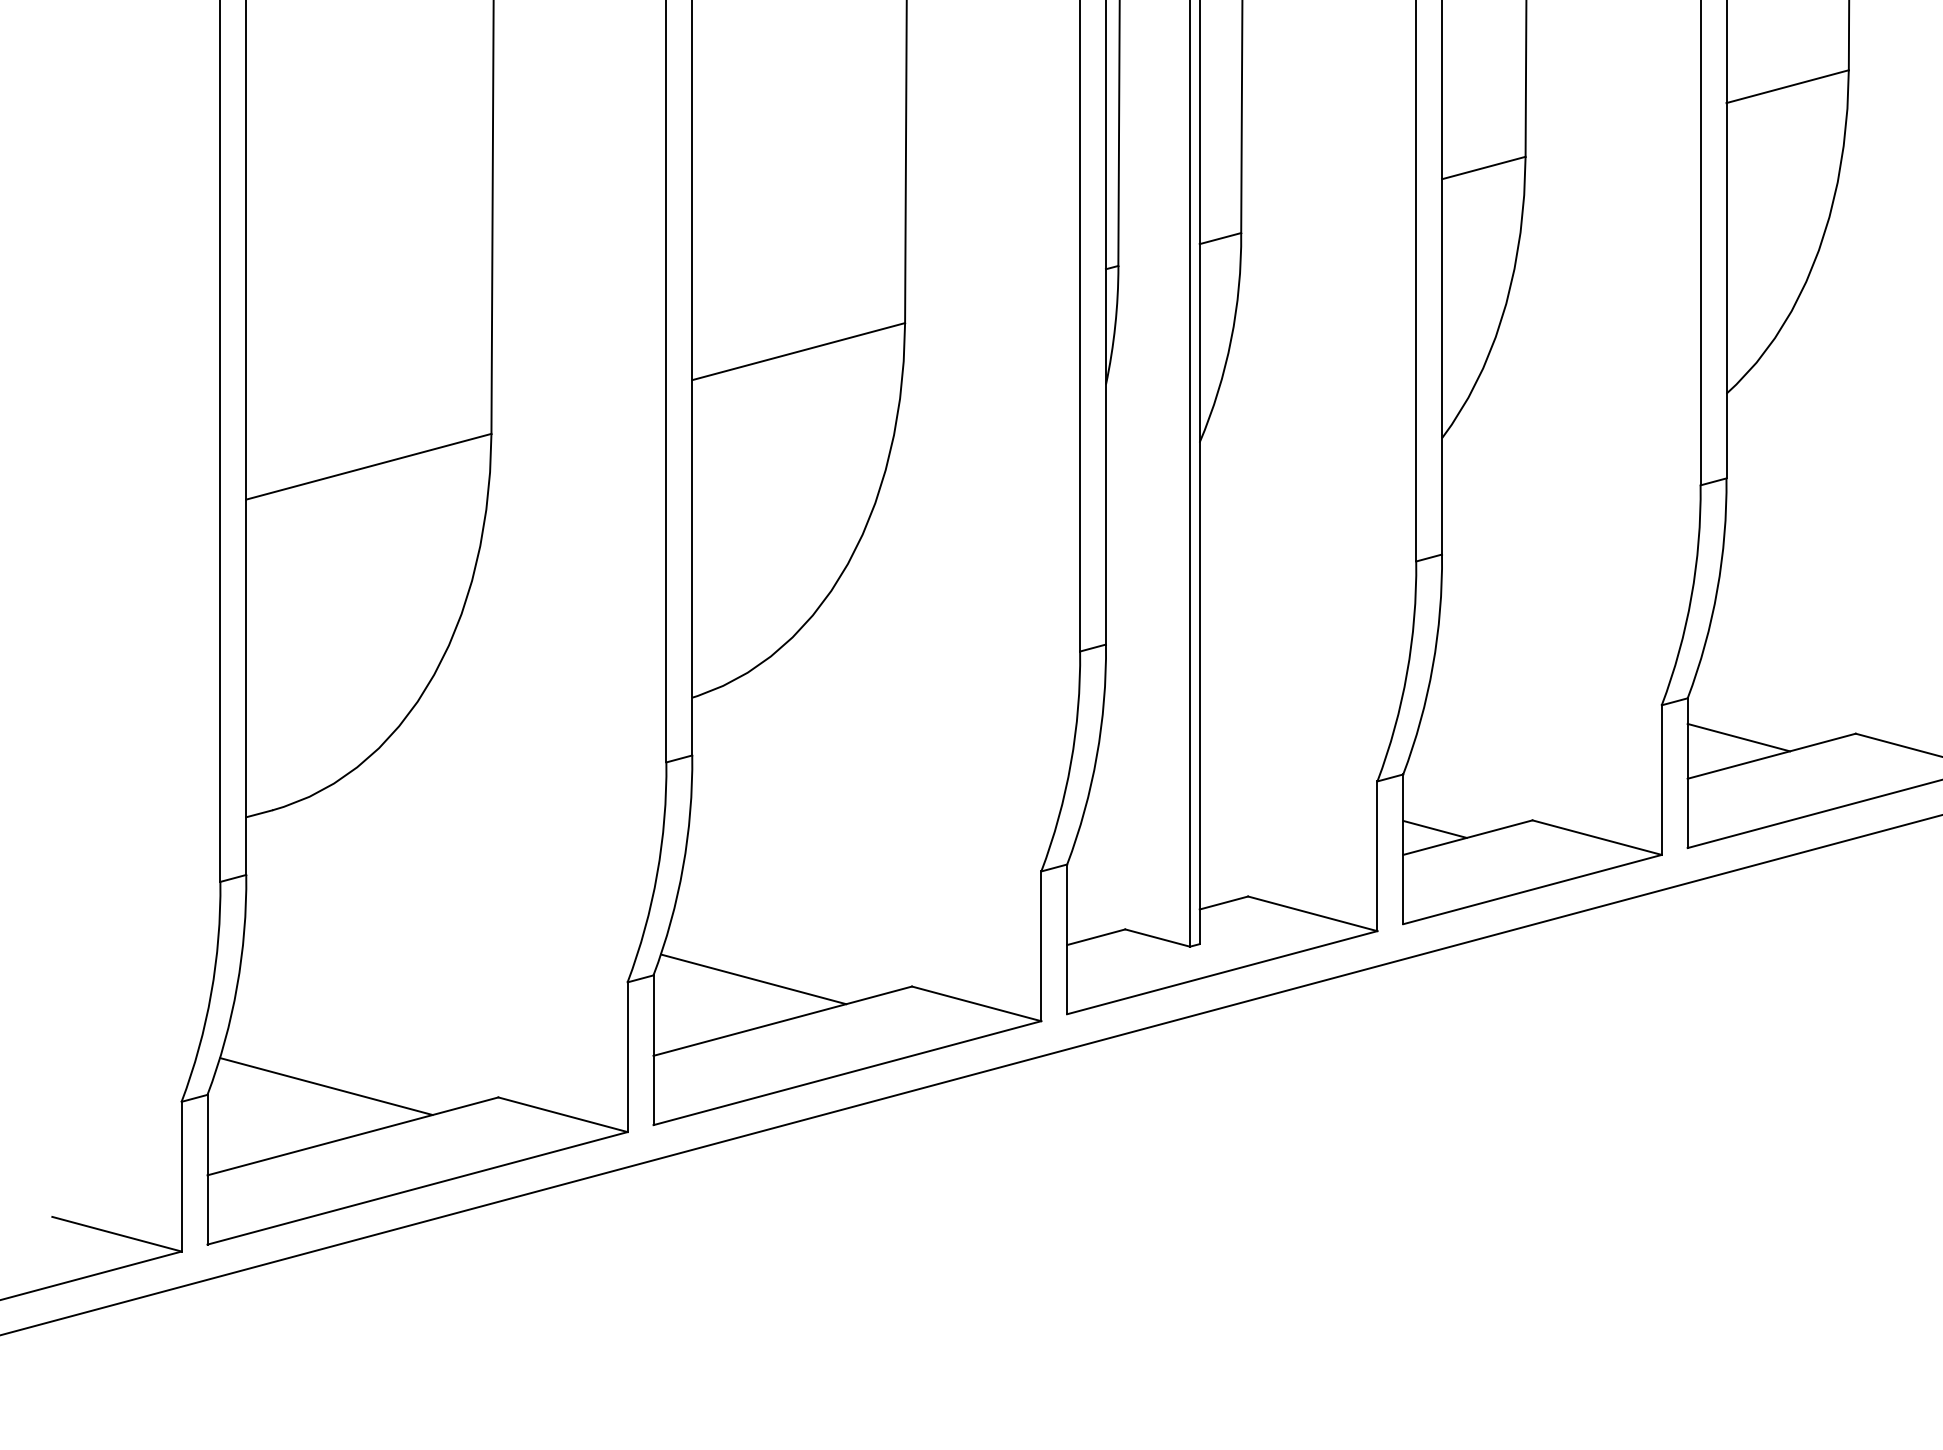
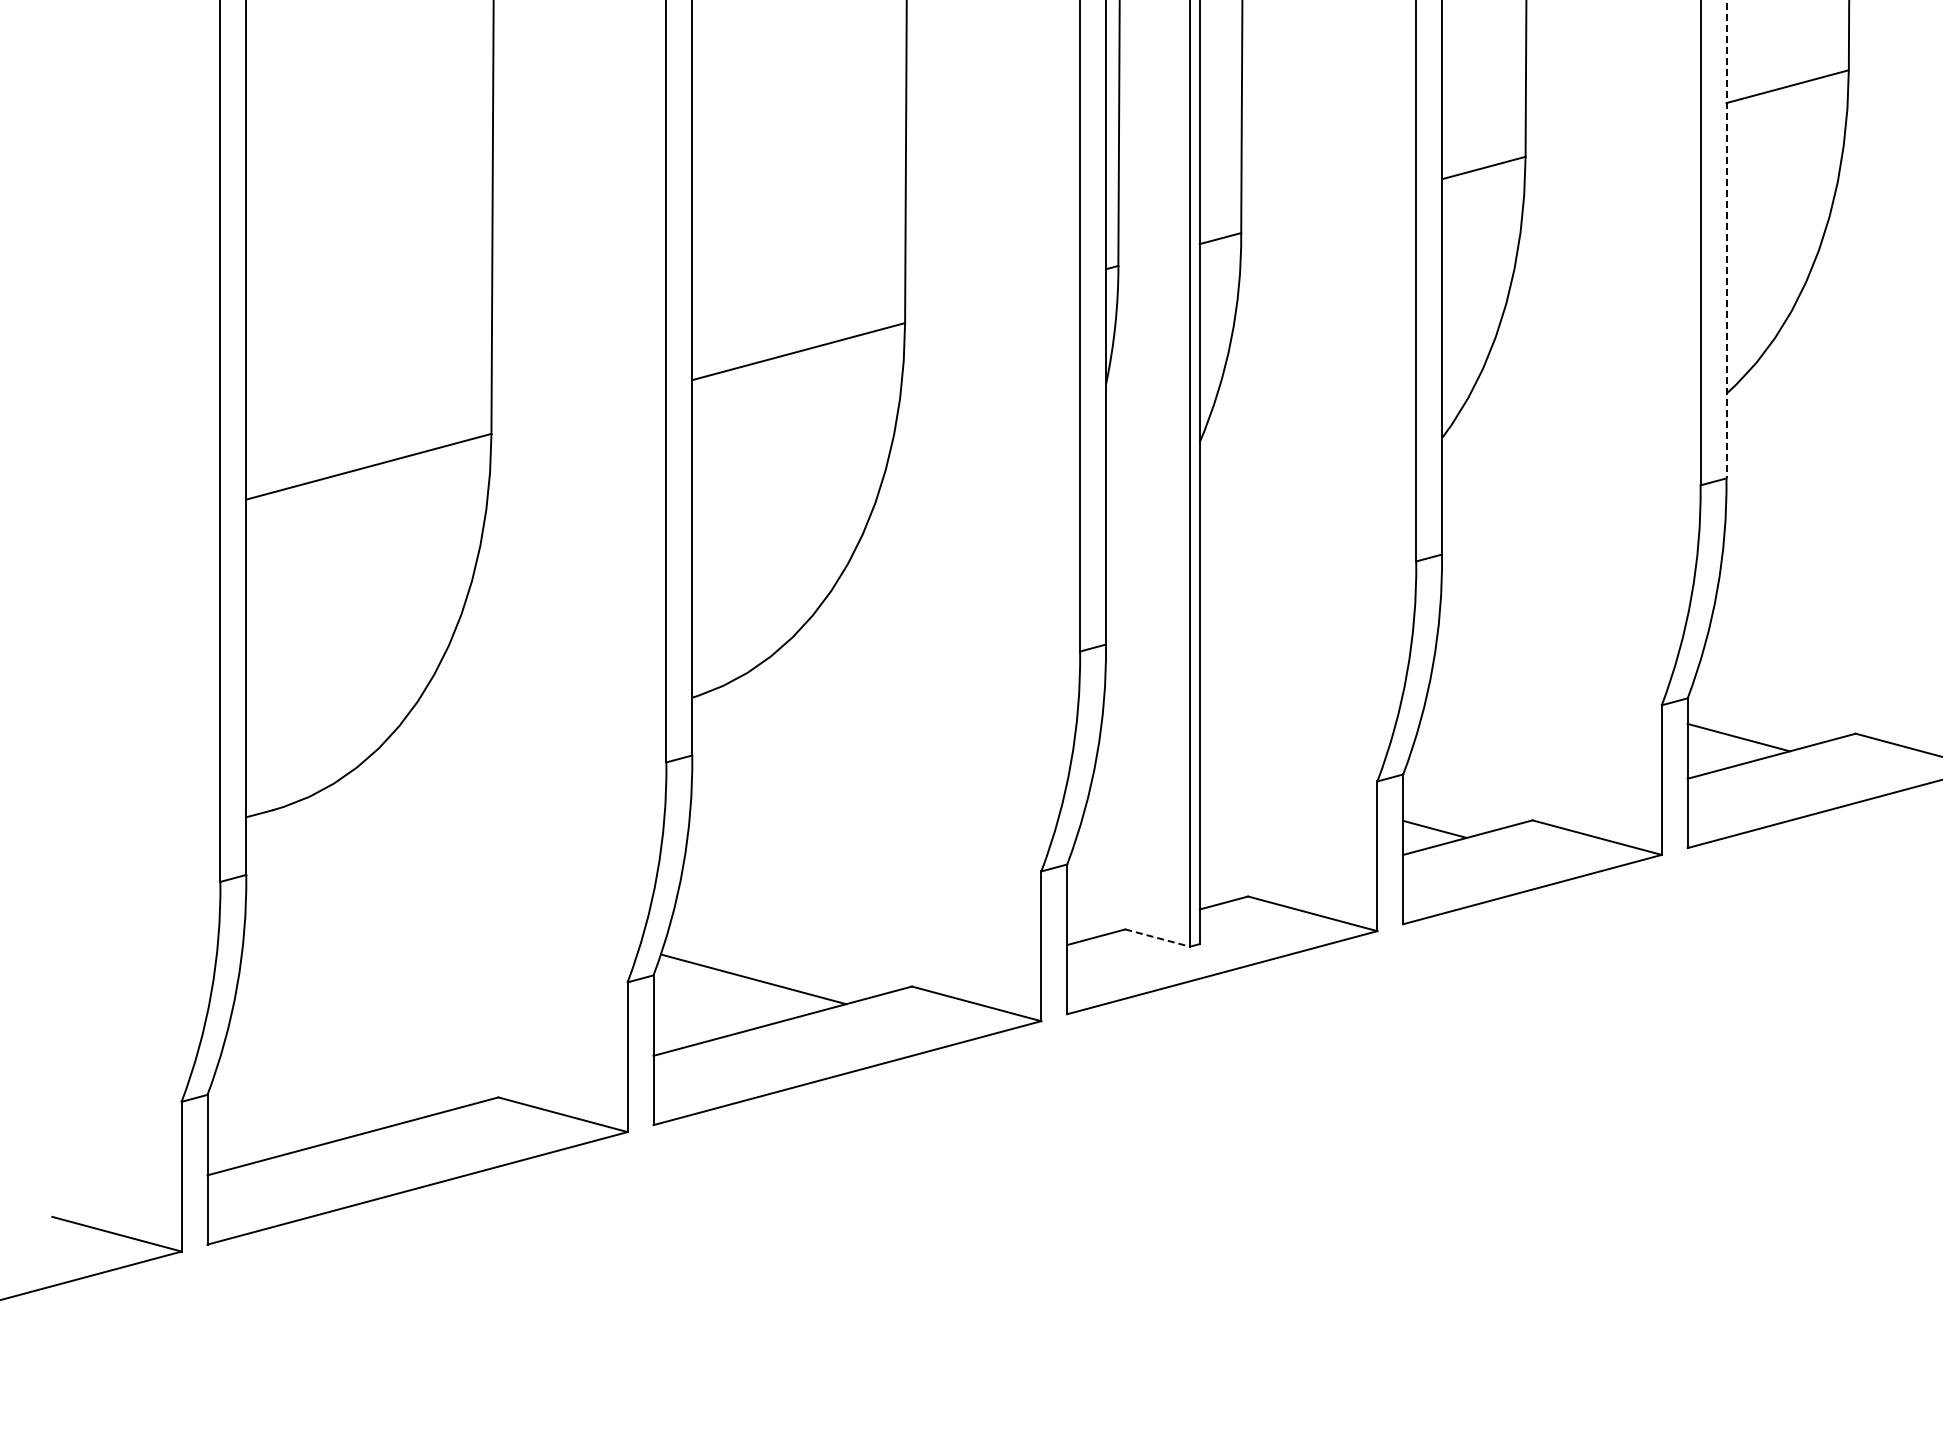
line: solid -> dashed (1726, 239)
line: solid -> dashed (1158, 938)
line: present -> none (970, 1074)
line: present -> none (326, 1086)
